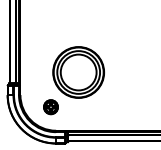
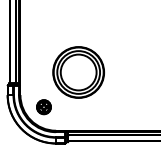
part position: (50, 107) -> (43, 107) (43, 107)
